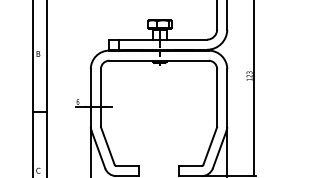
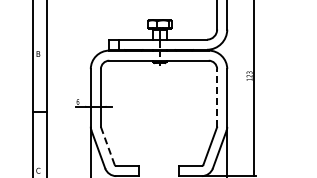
line: solid -> dashed (217, 98)
line: solid -> dashed (108, 146)
